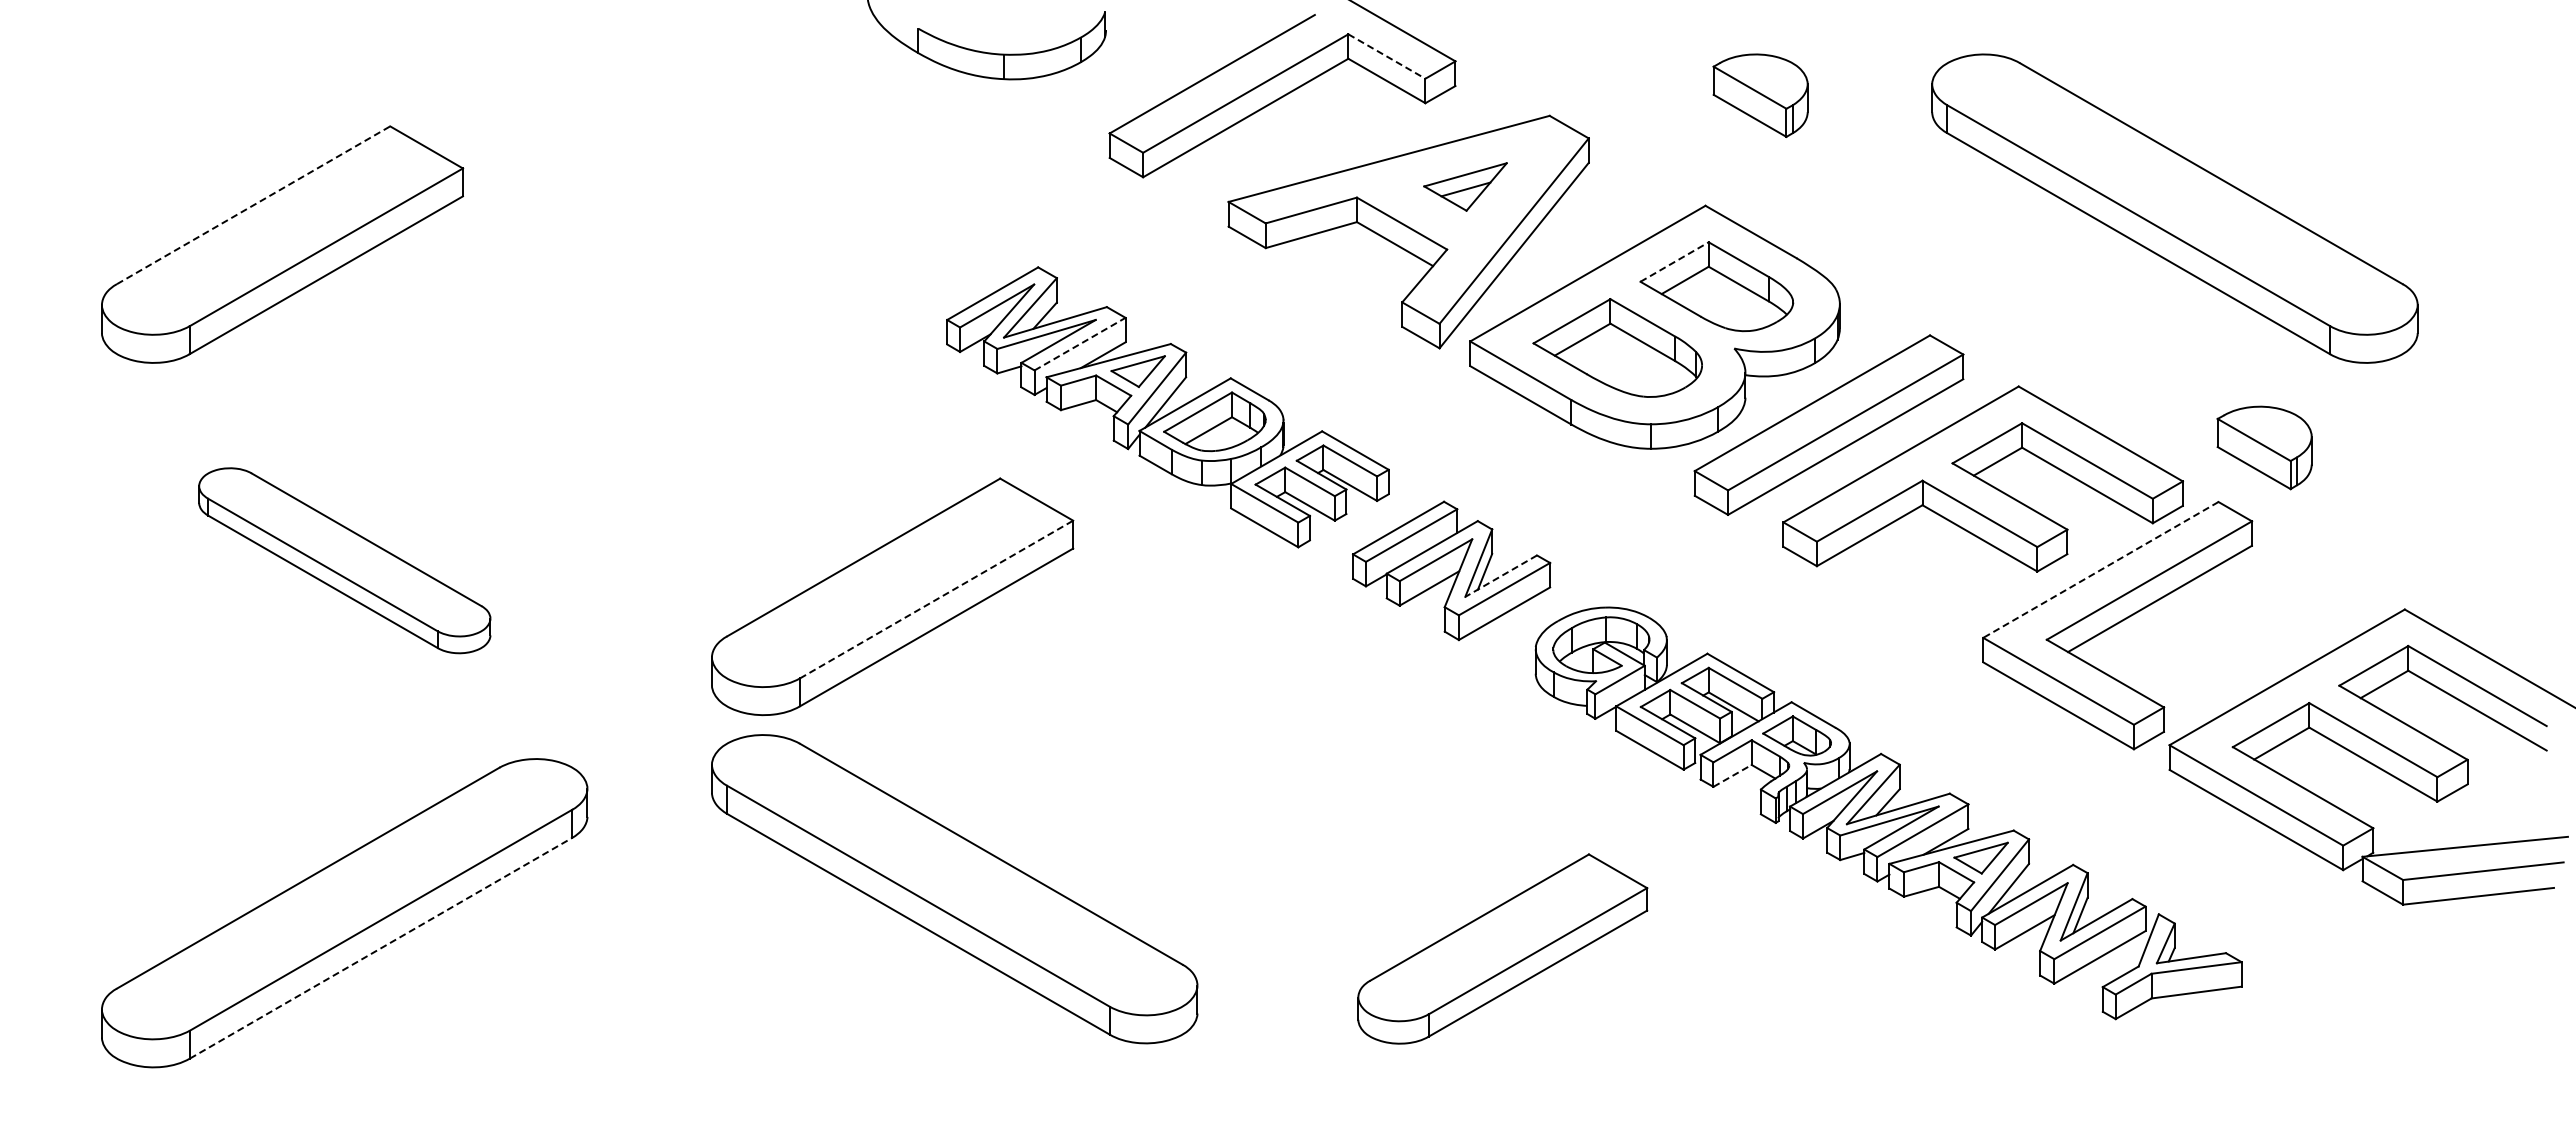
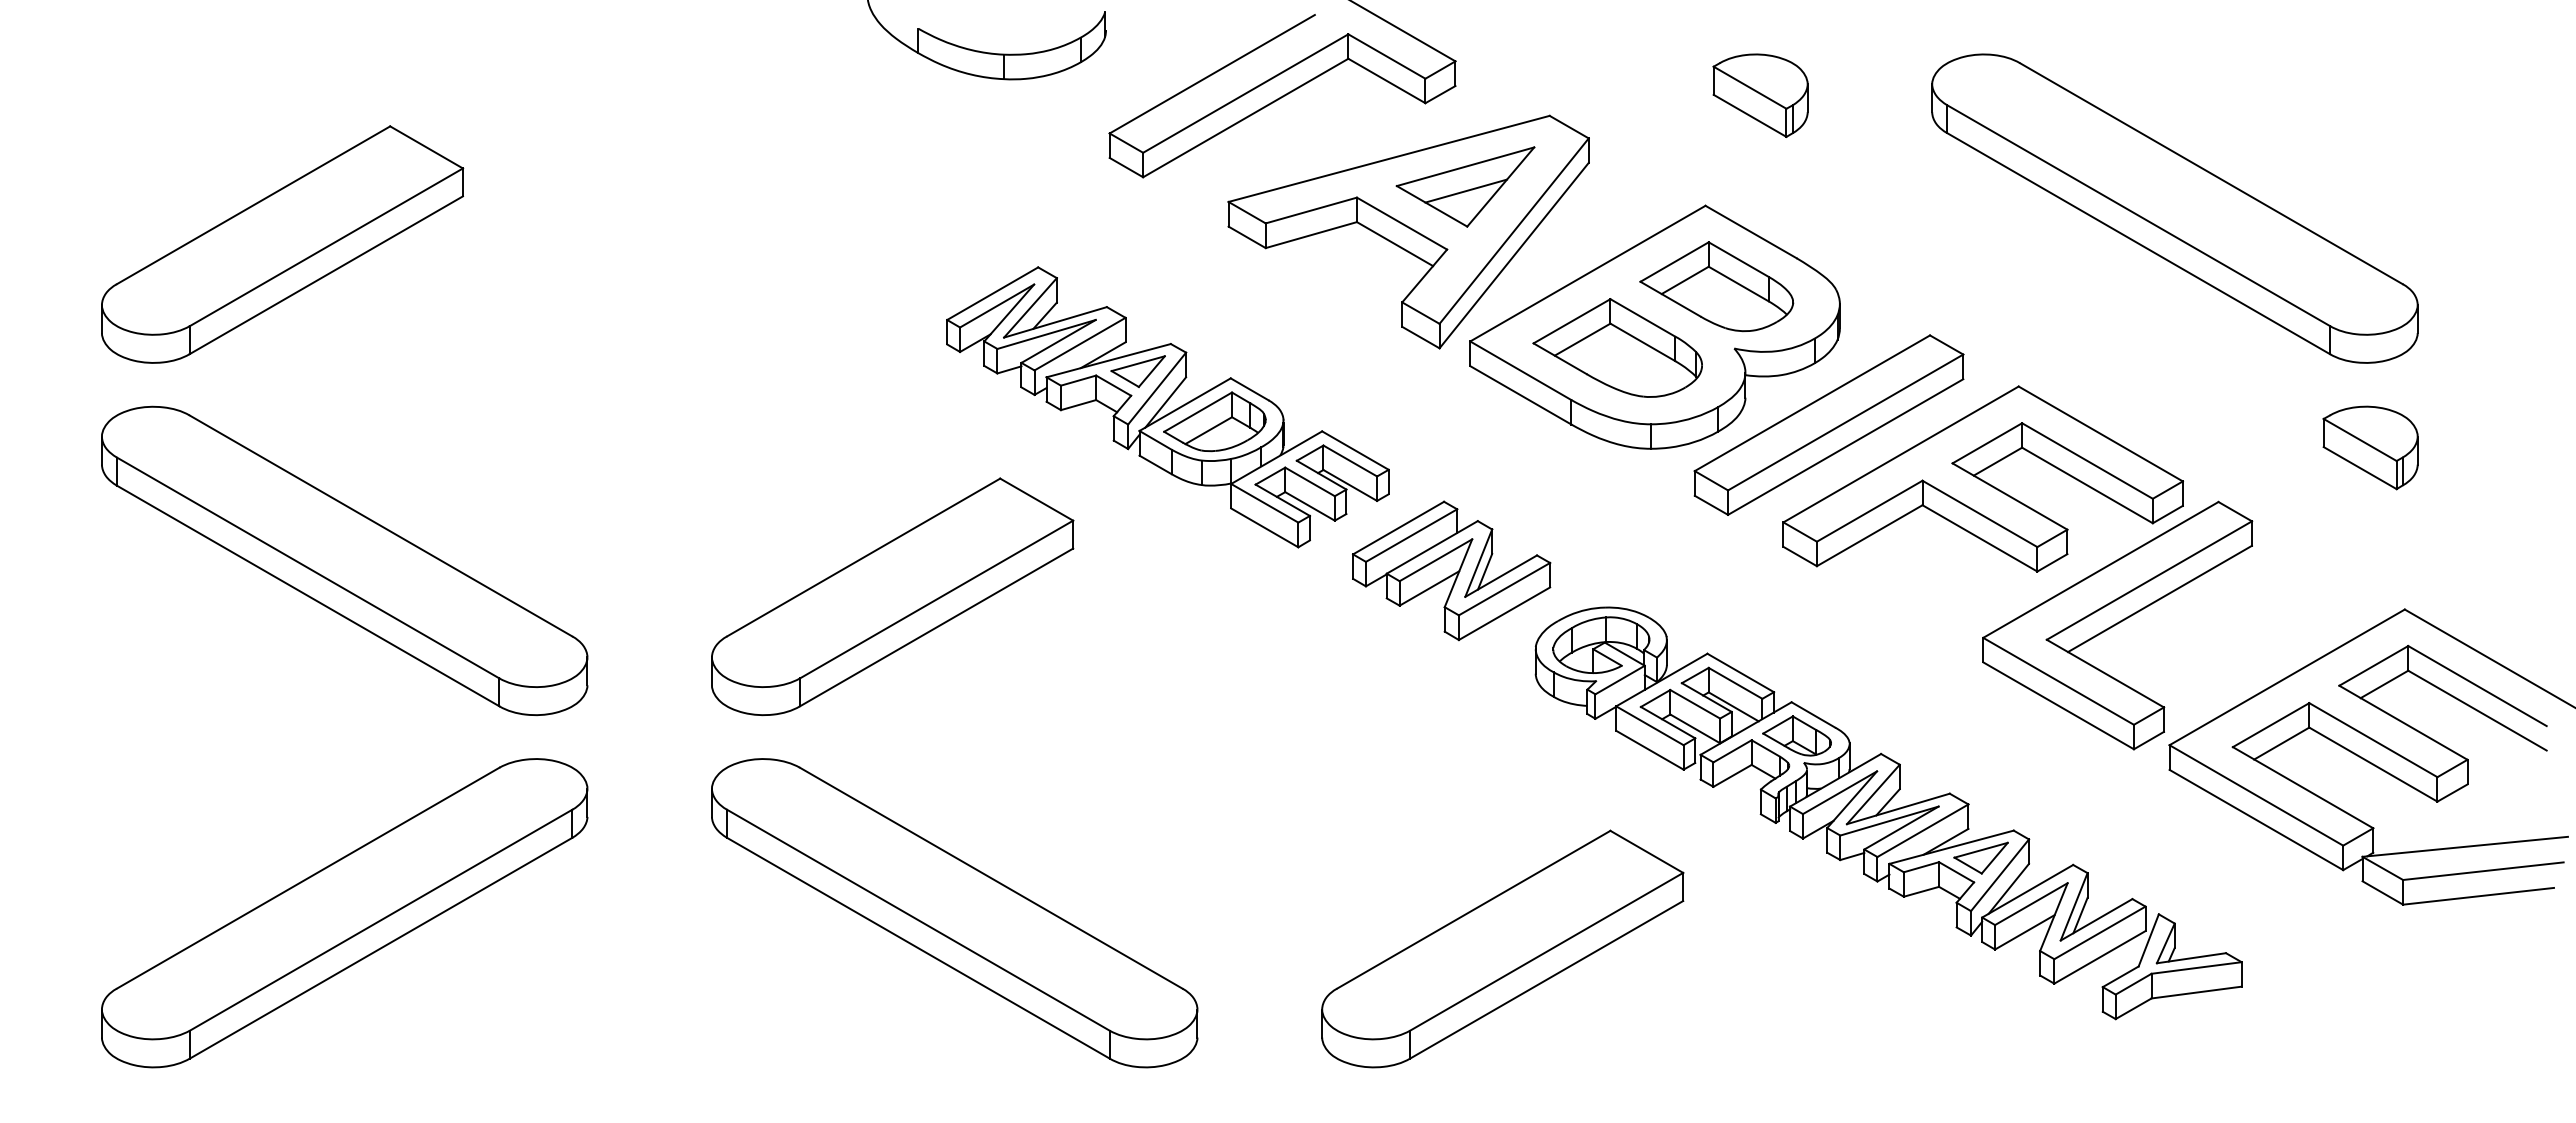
line: dashed -> solid (1387, 56)
part size: 85x50 px -> 141x82 px (1465, 186)
line: dashed -> solid (253, 205)
line: dashed -> solid (1675, 261)
line: dashed -> solid (1080, 344)
part position: (2264, 447) -> (2370, 447) (2370, 447)
part size: 294x188 px -> 488x311 px (344, 560)
line: dashed -> solid (2100, 569)
line: dashed -> solid (1500, 576)
line: dashed -> solid (936, 599)
line: dashed -> solid (1733, 775)
part position: (954, 889) -> (954, 913) (954, 913)
line: dashed -> solid (381, 948)
part size: 292x192 px -> 364x240 px (1502, 948)
